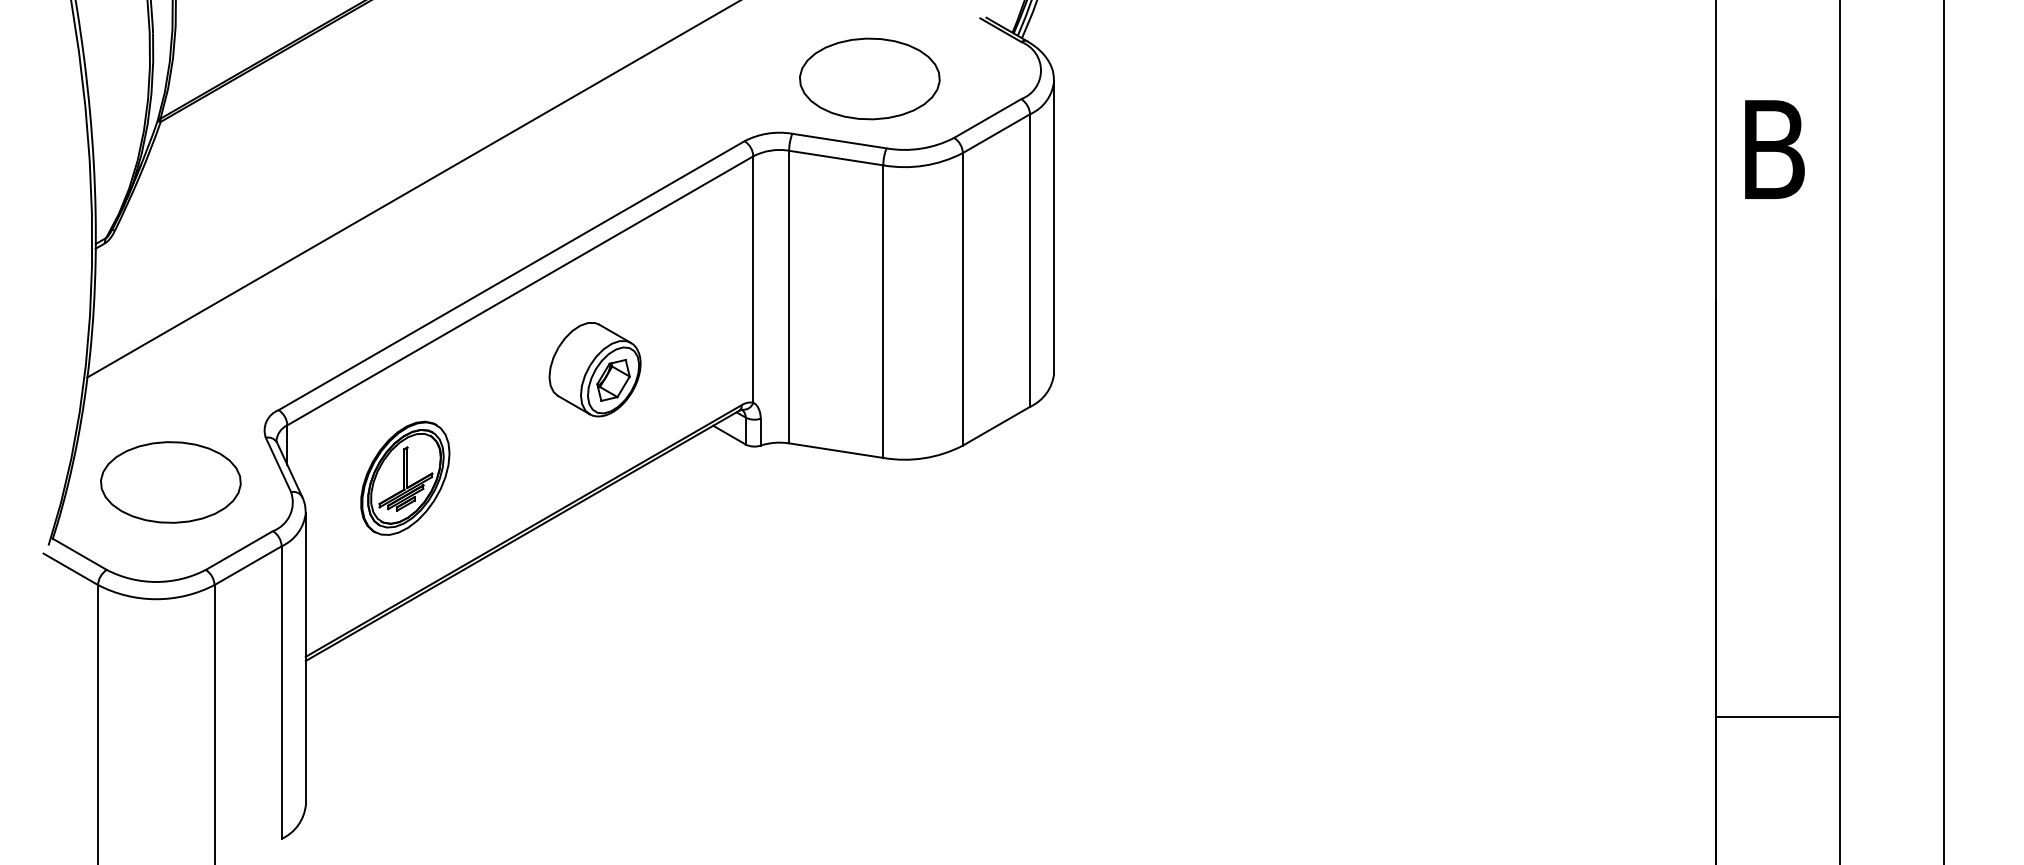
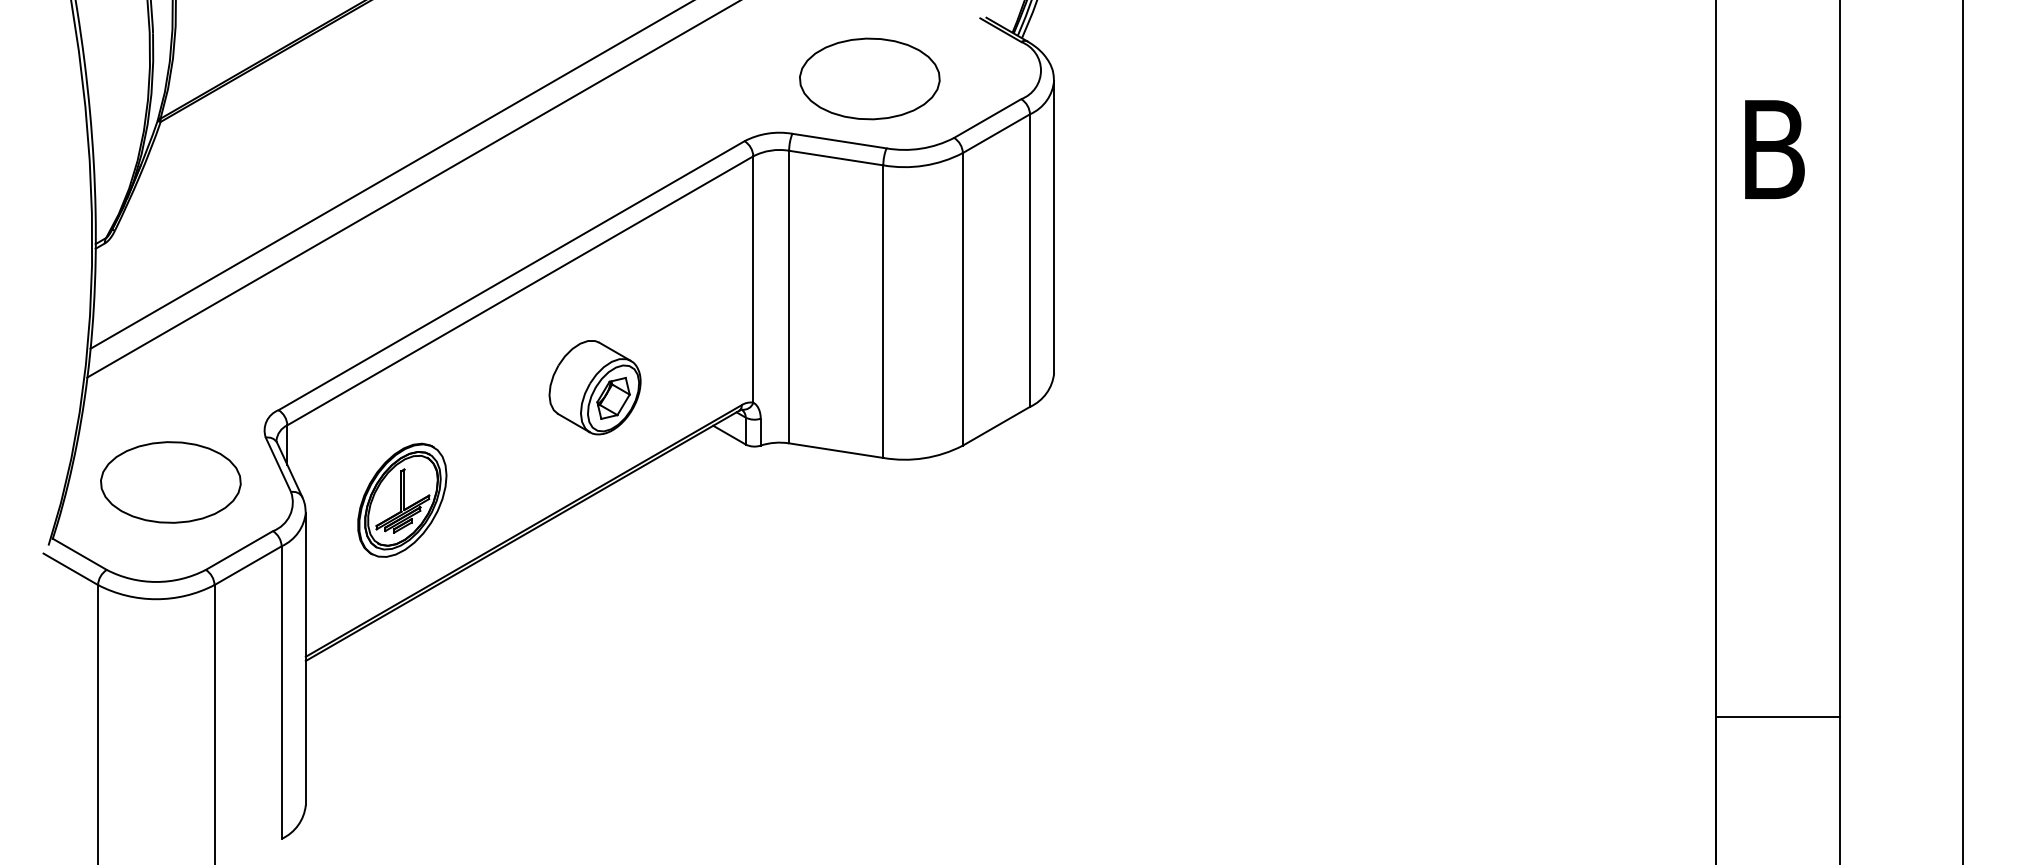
line: none -> present (390, 175)
part position: (594, 369) -> (594, 387) (594, 387)
line position: (1944, 431) -> (1963, 431) (1963, 431)
part position: (405, 477) -> (402, 499) (402, 499)
